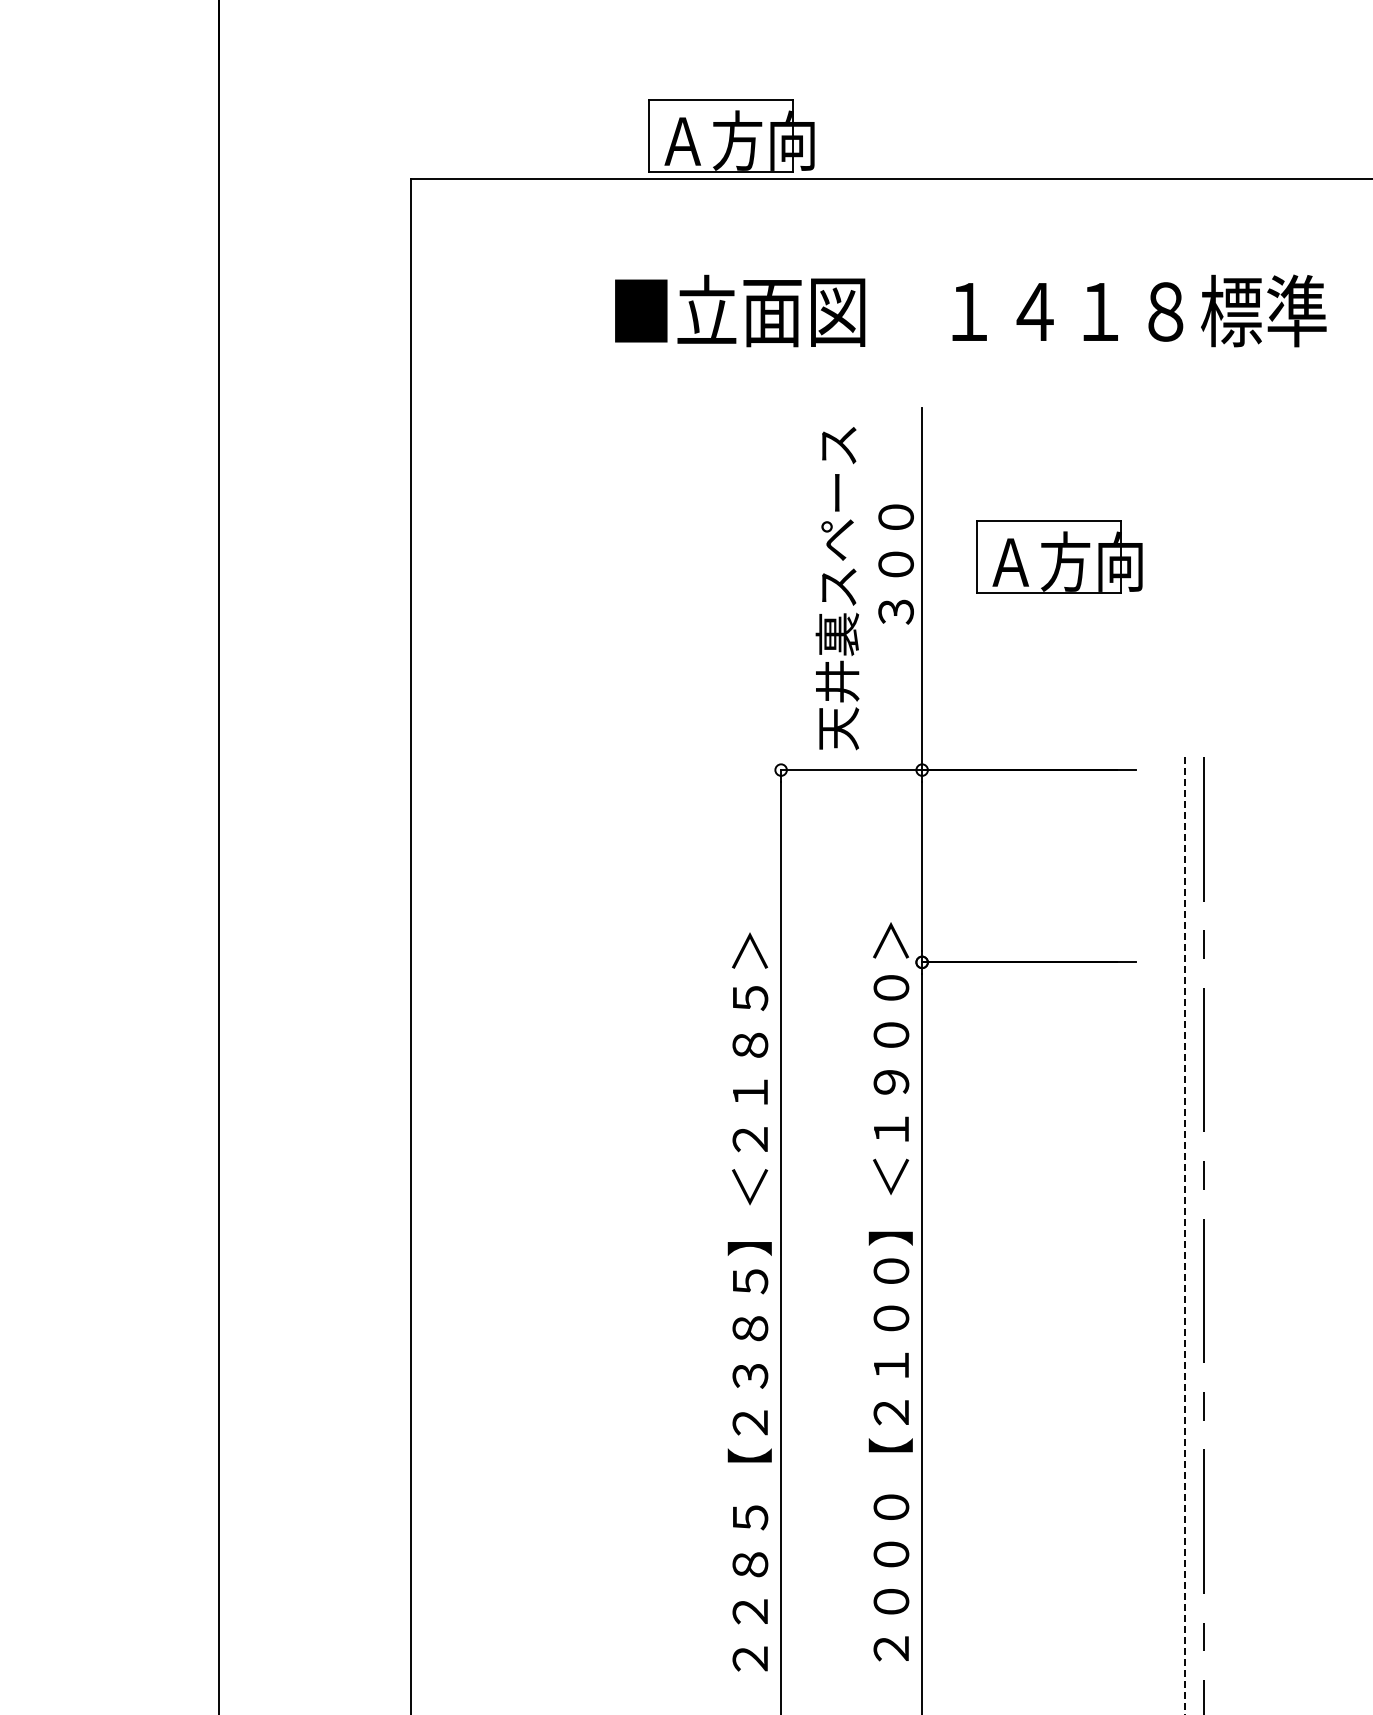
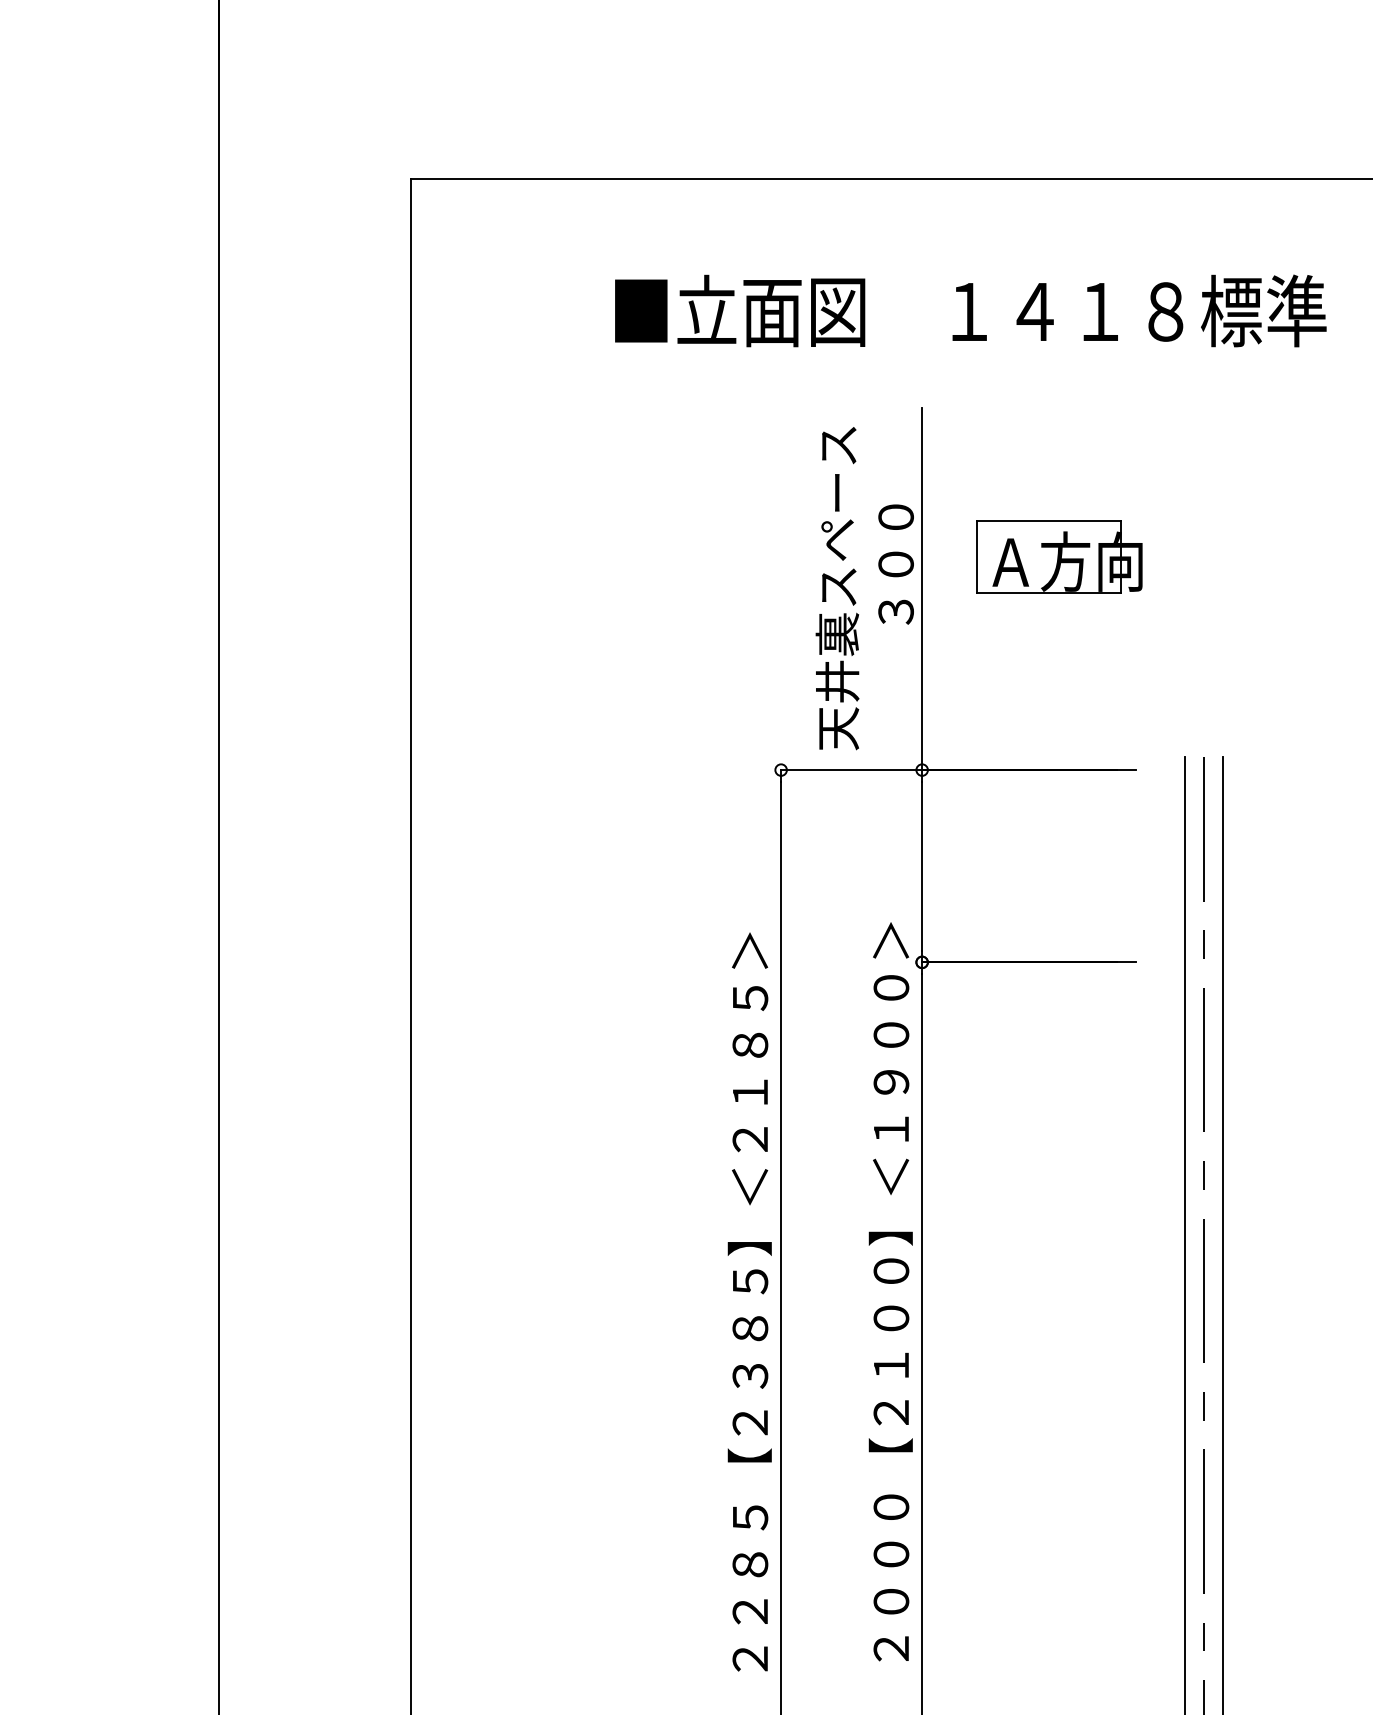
part: present -> none (731, 135)
line: none -> present (1223, 1234)
line: dashed -> solid (1184, 1236)
